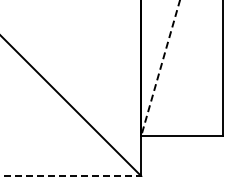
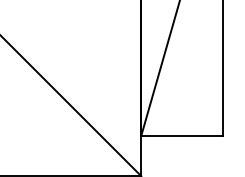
line: dashed -> solid (160, 68)
line: dashed -> solid (71, 176)
